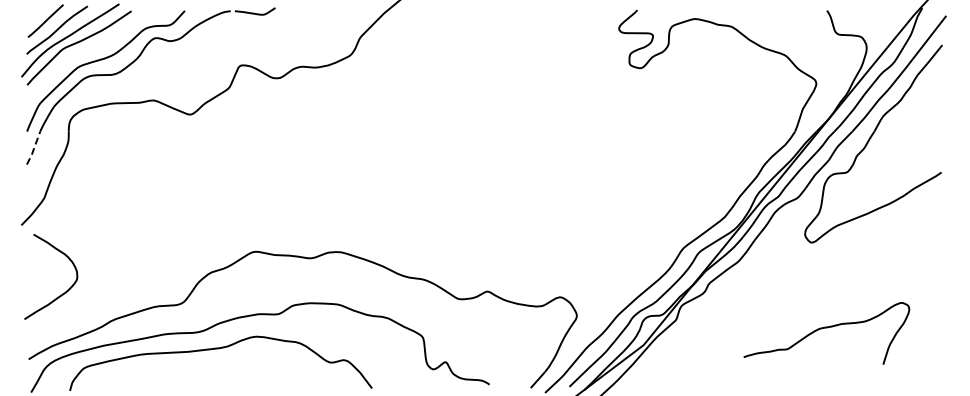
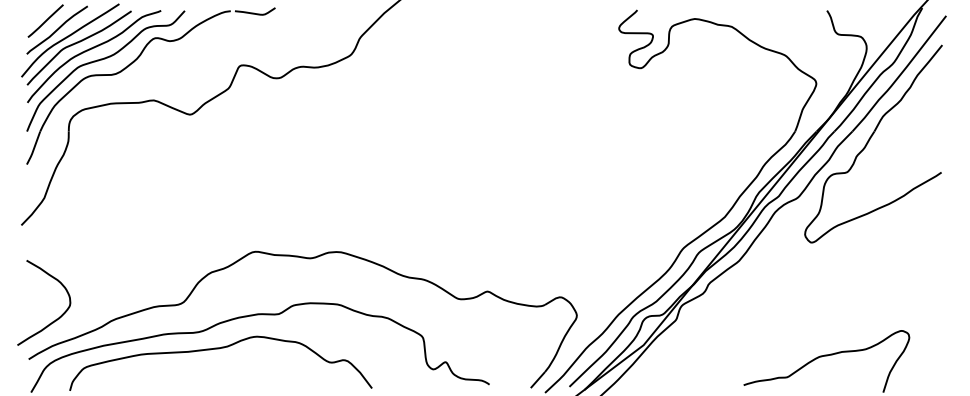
curve: none -> present (90, 50)
line: dashed -> solid (33, 149)
curve position: (63, 292) -> (56, 318) (56, 318)
curve position: (826, 328) -> (826, 356) (826, 356)
